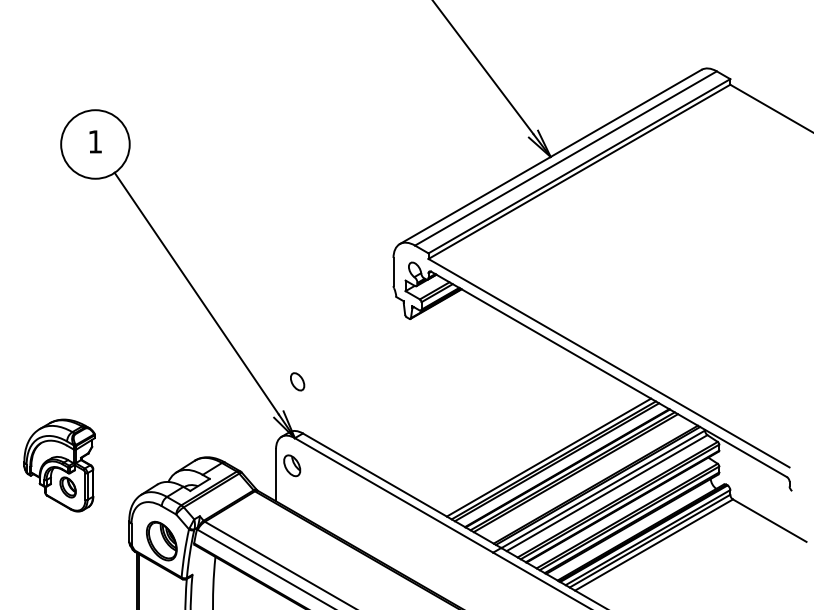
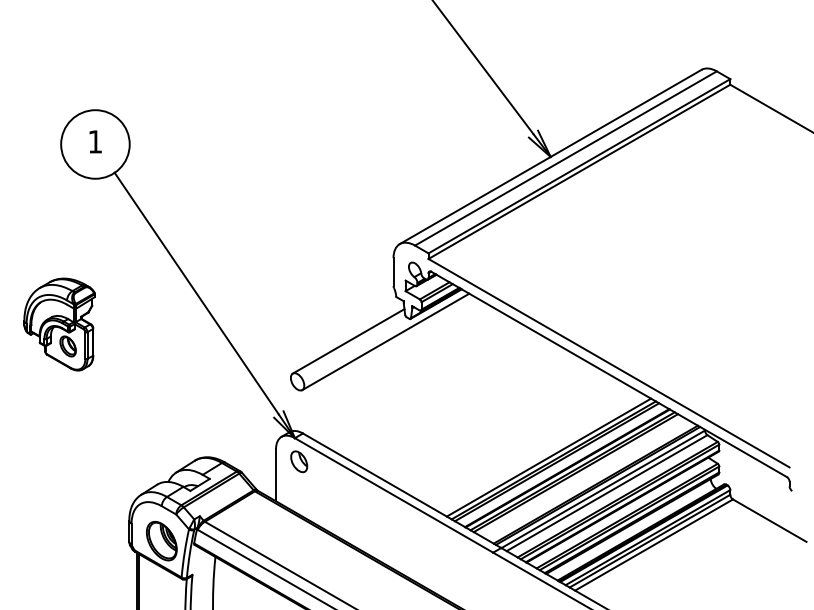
line: none -> present (348, 341)
line: none -> present (385, 341)
part position: (59, 465) -> (59, 324) (59, 324)
part position: (292, 465) -> (299, 461) (299, 461)
